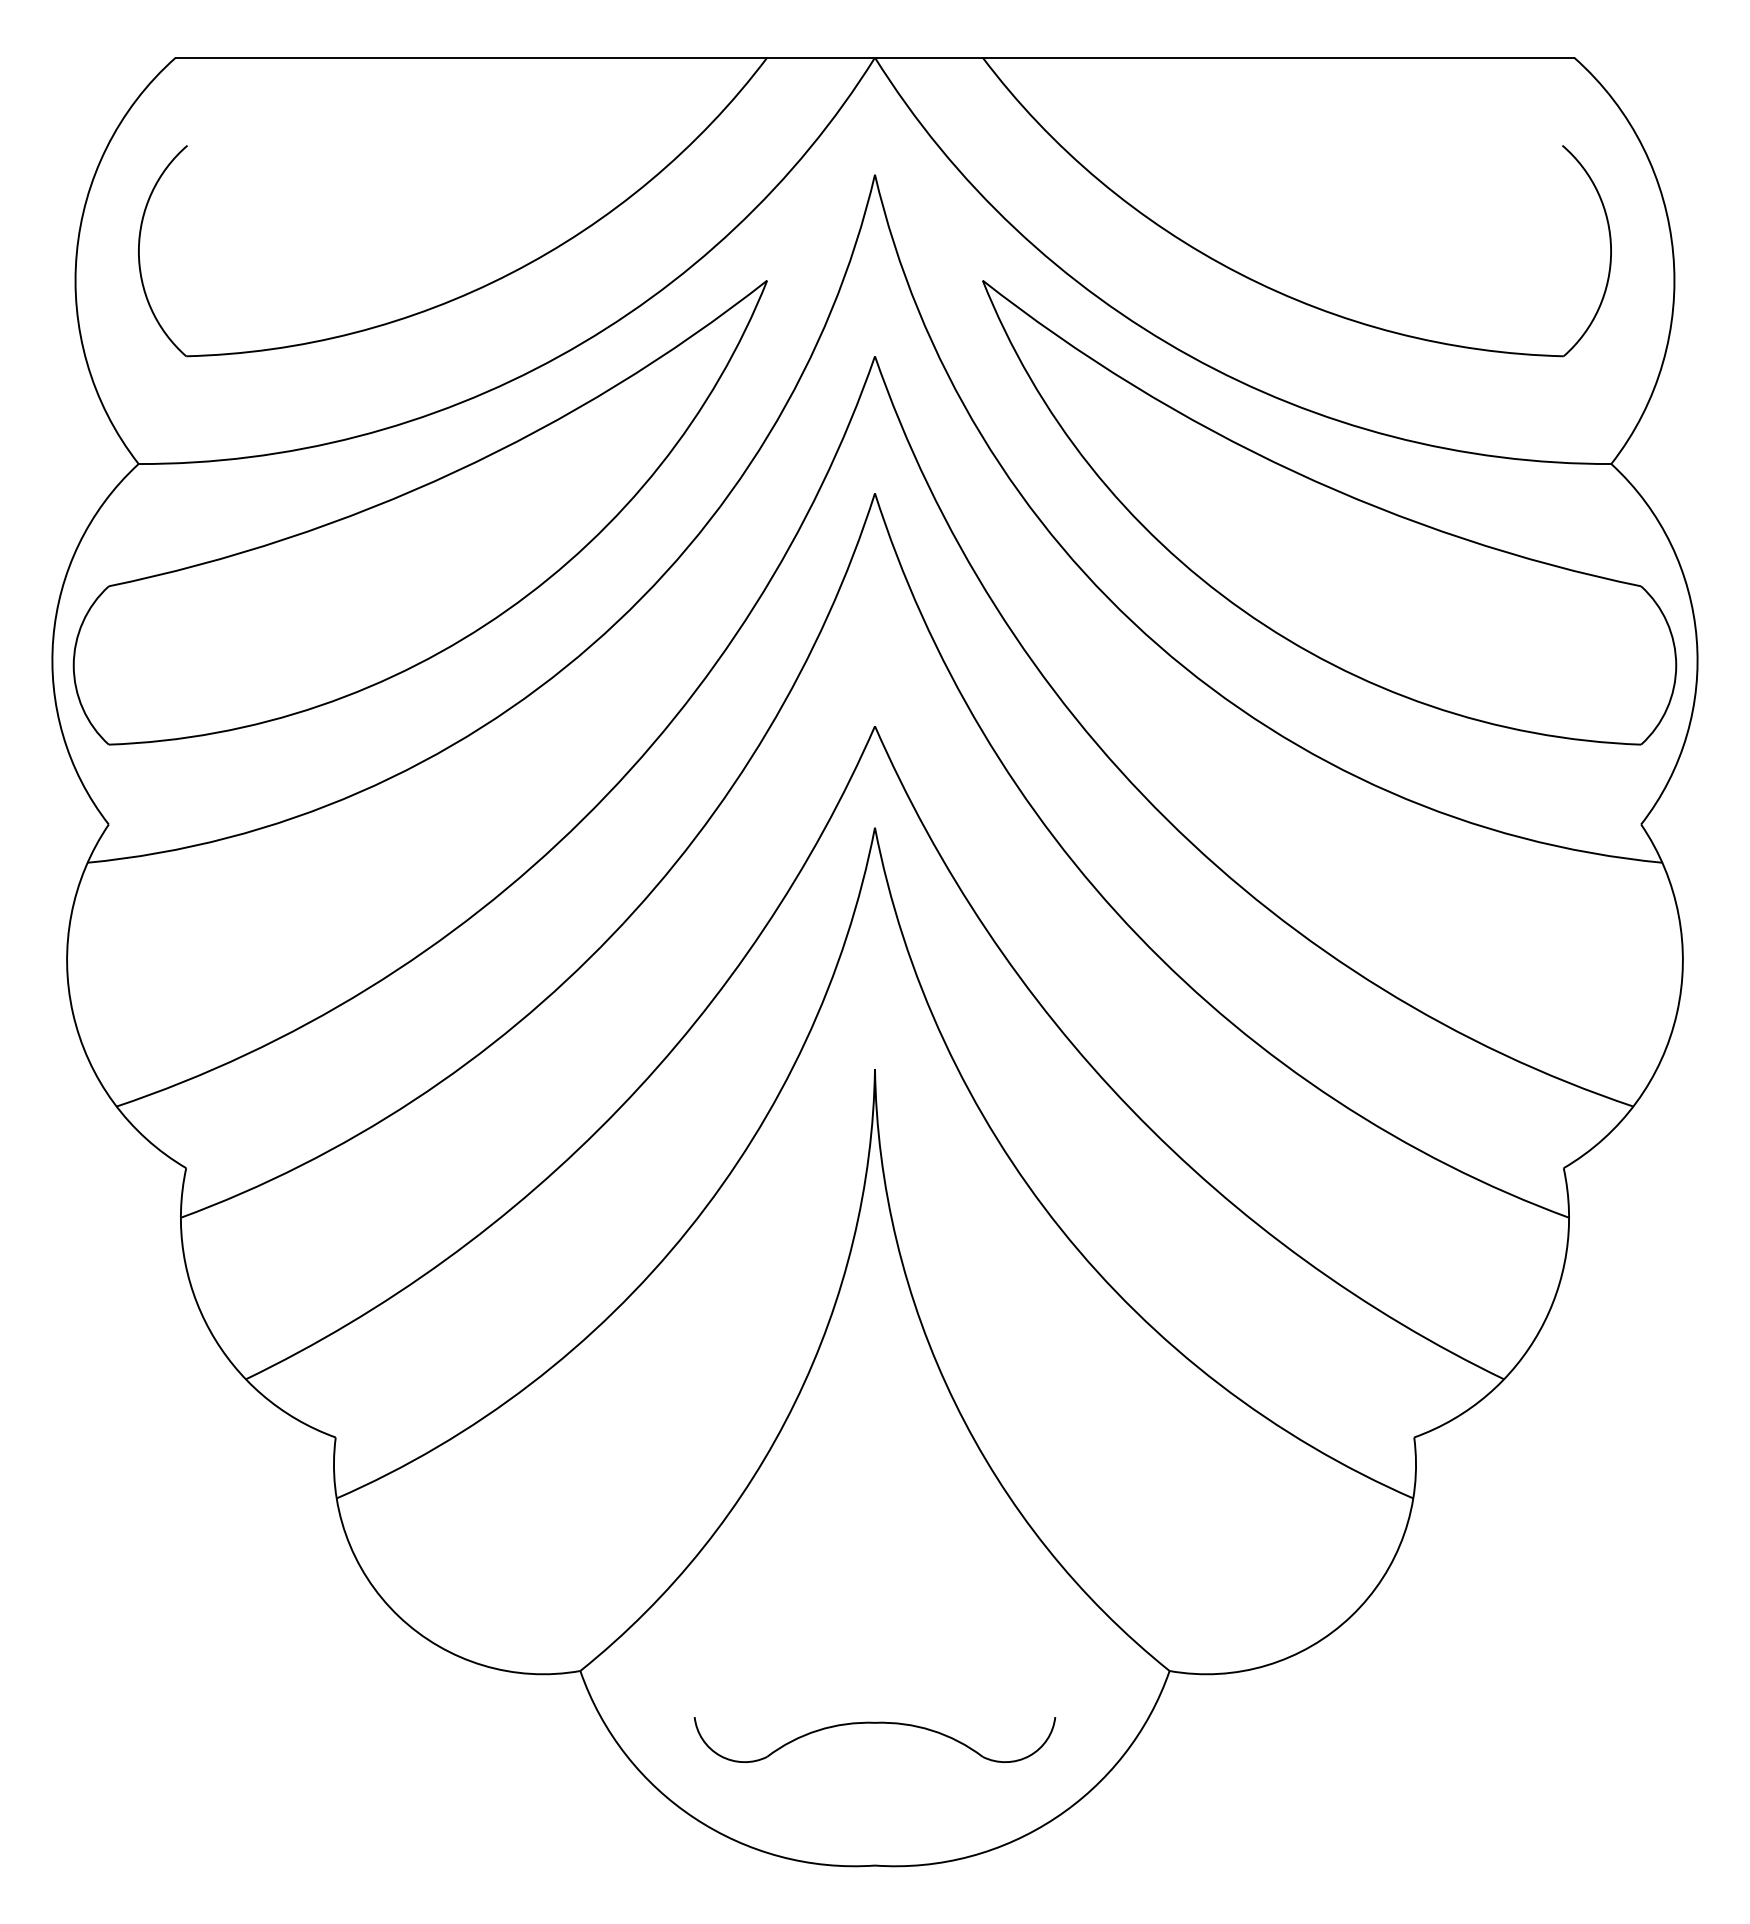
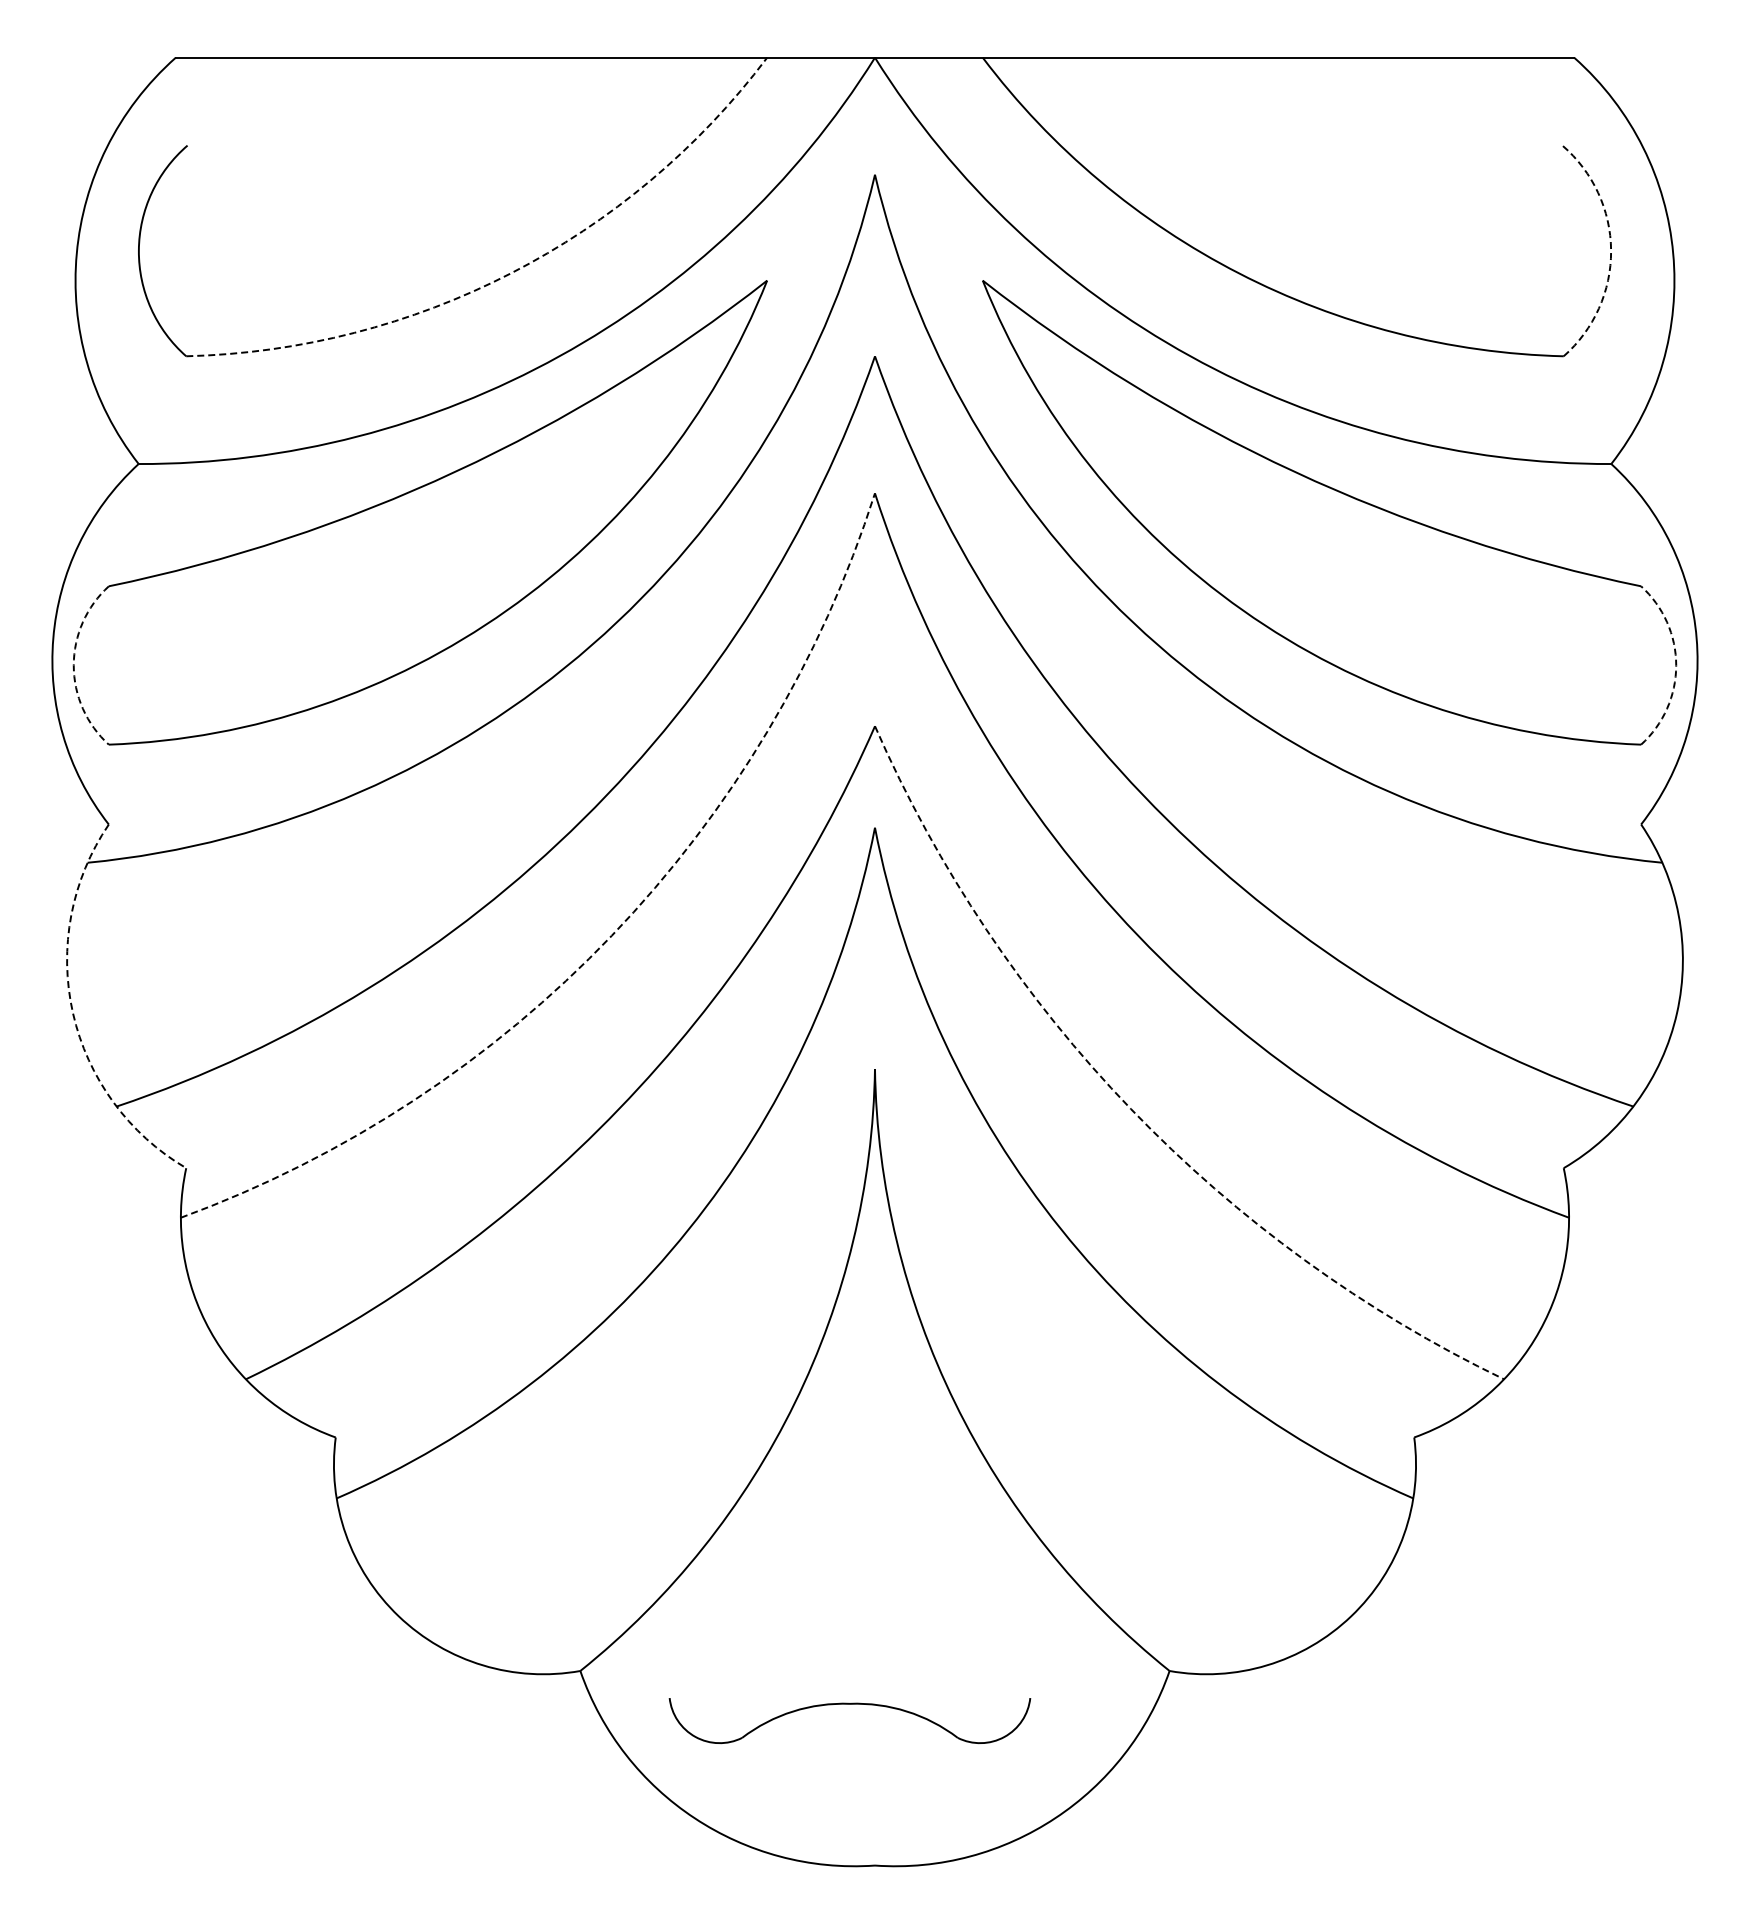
arc: solid -> dashed (1611, 250)
arc: solid -> dashed (510, 273)
arc: solid -> dashed (73, 665)
arc: solid -> dashed (1676, 665)
arc: solid -> dashed (611, 935)
arc: solid -> dashed (72, 1013)
arc: solid -> dashed (1131, 1109)
part position: (874, 1723) -> (849, 1704) (849, 1704)
